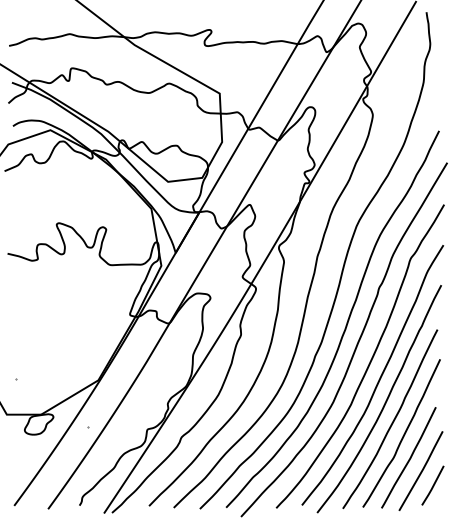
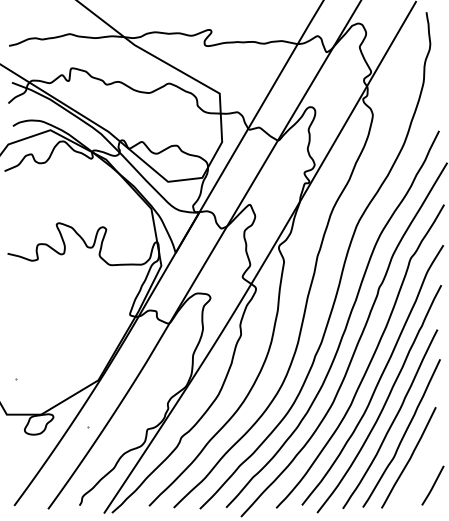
line: present -> none (421, 470)
